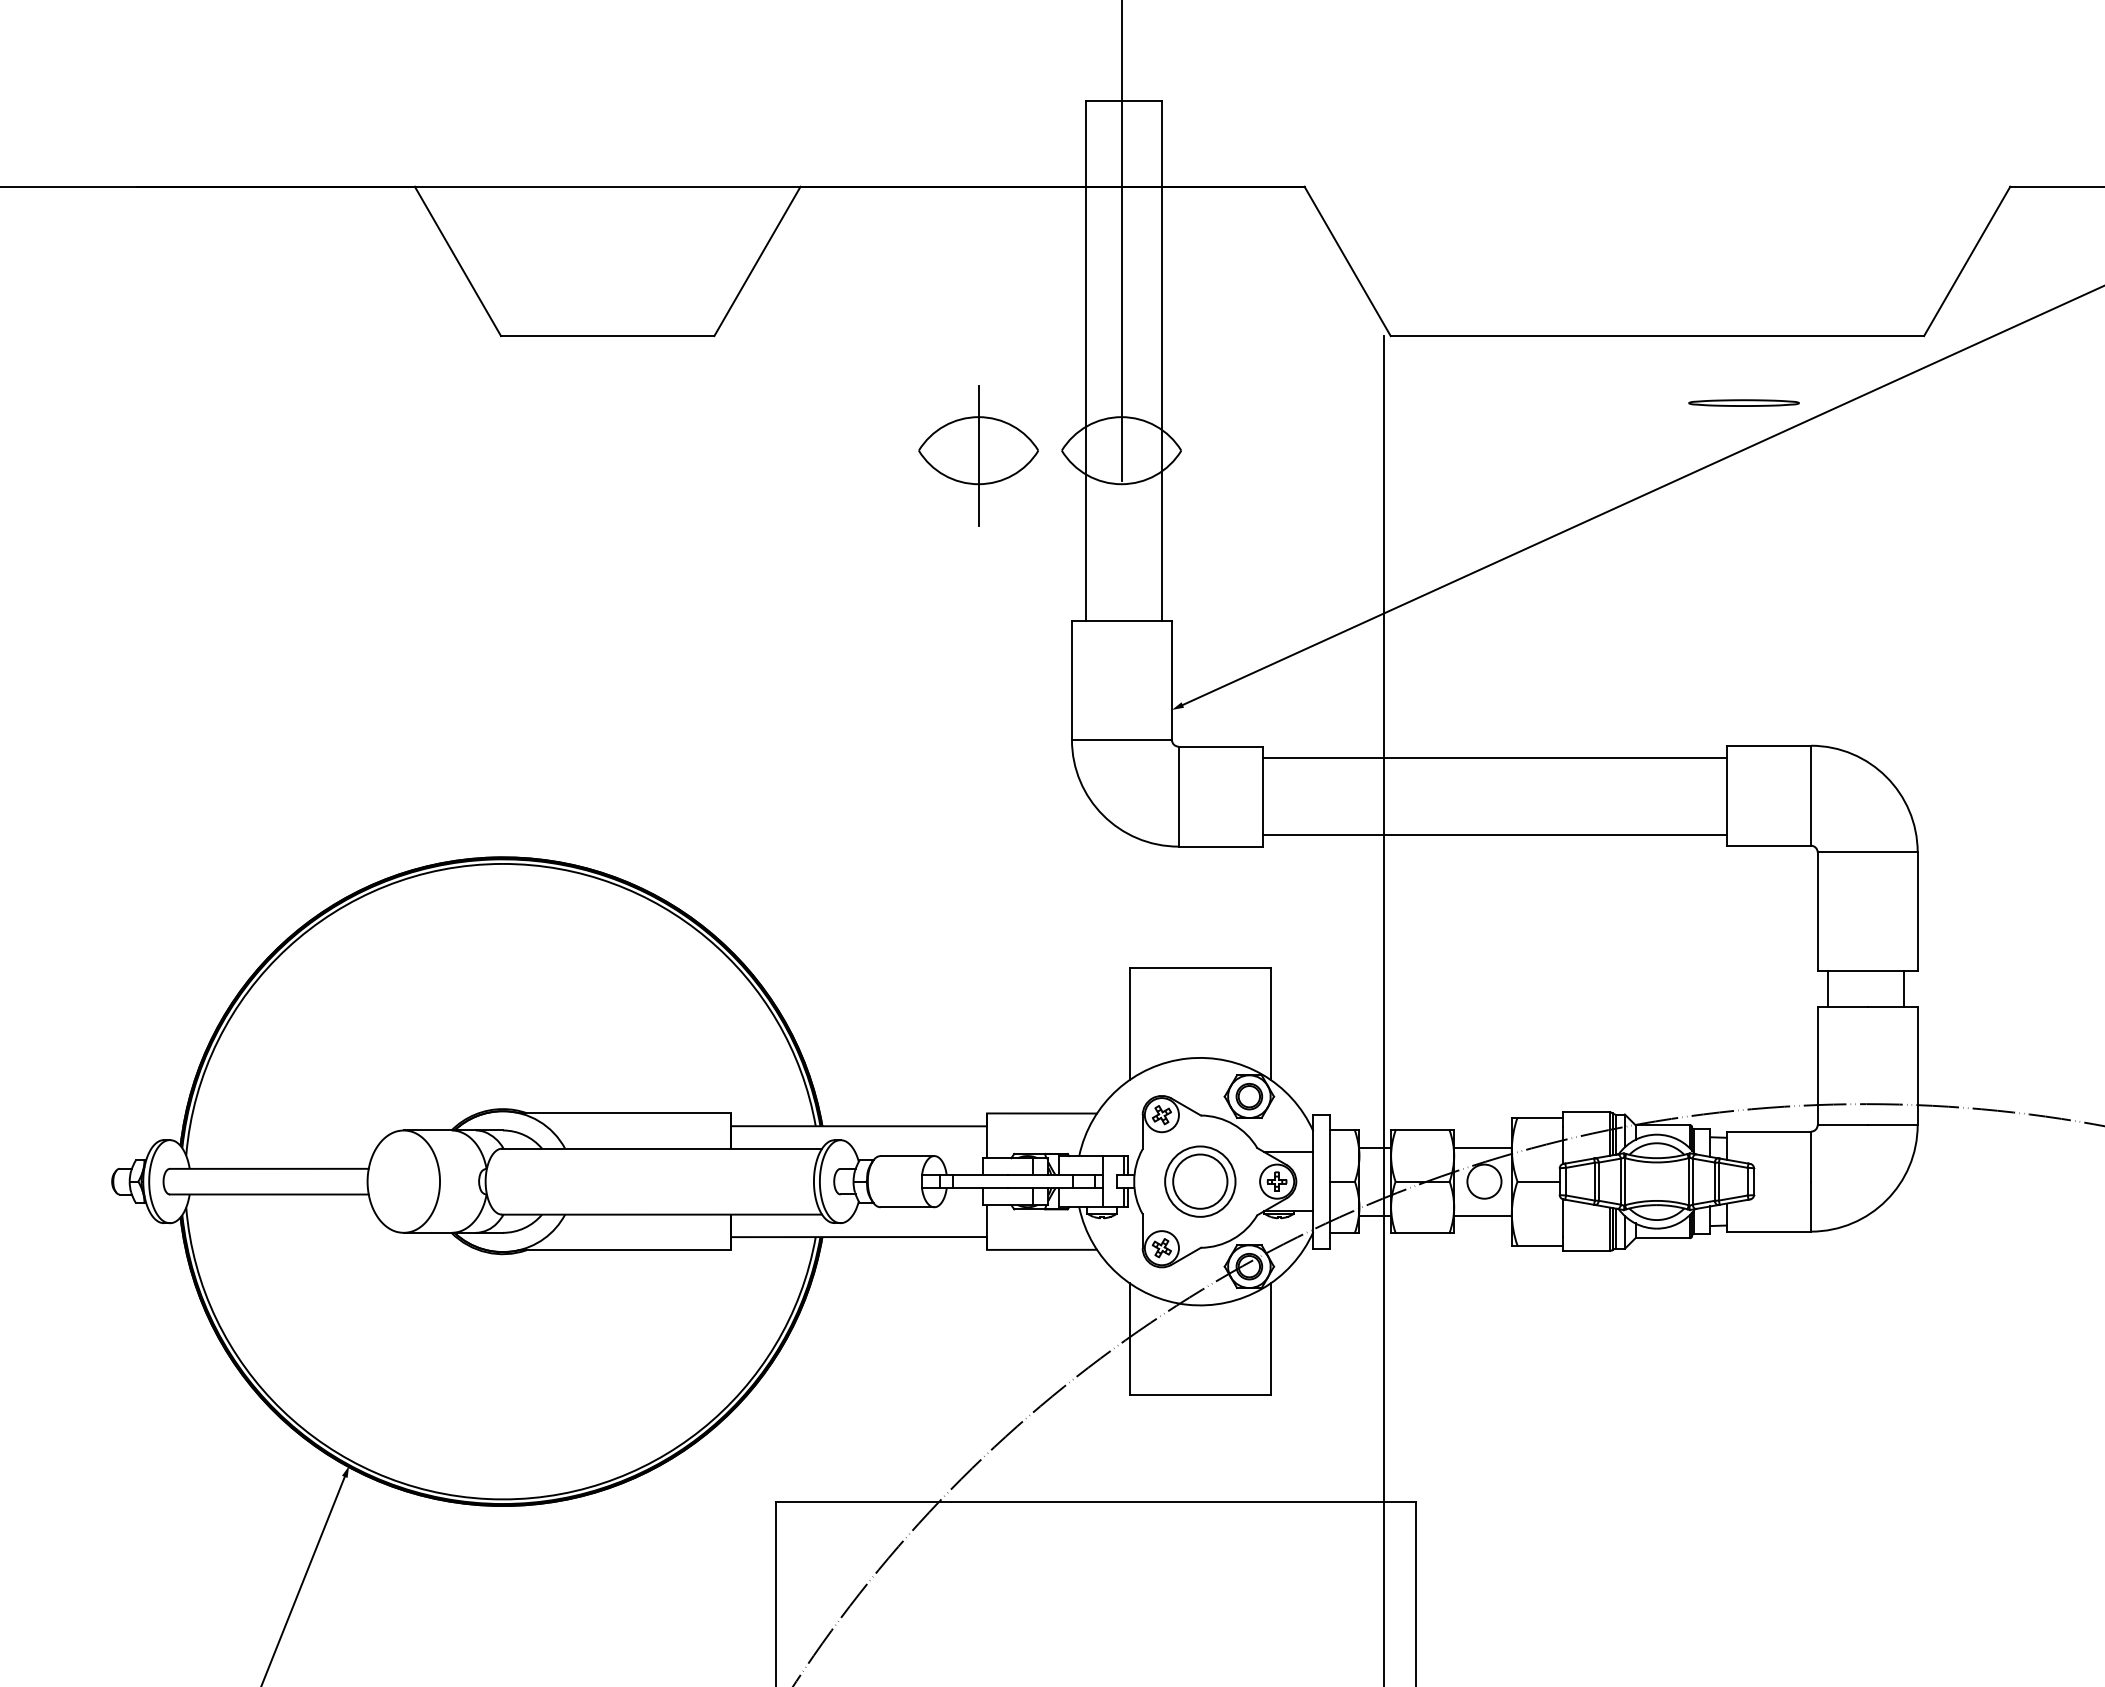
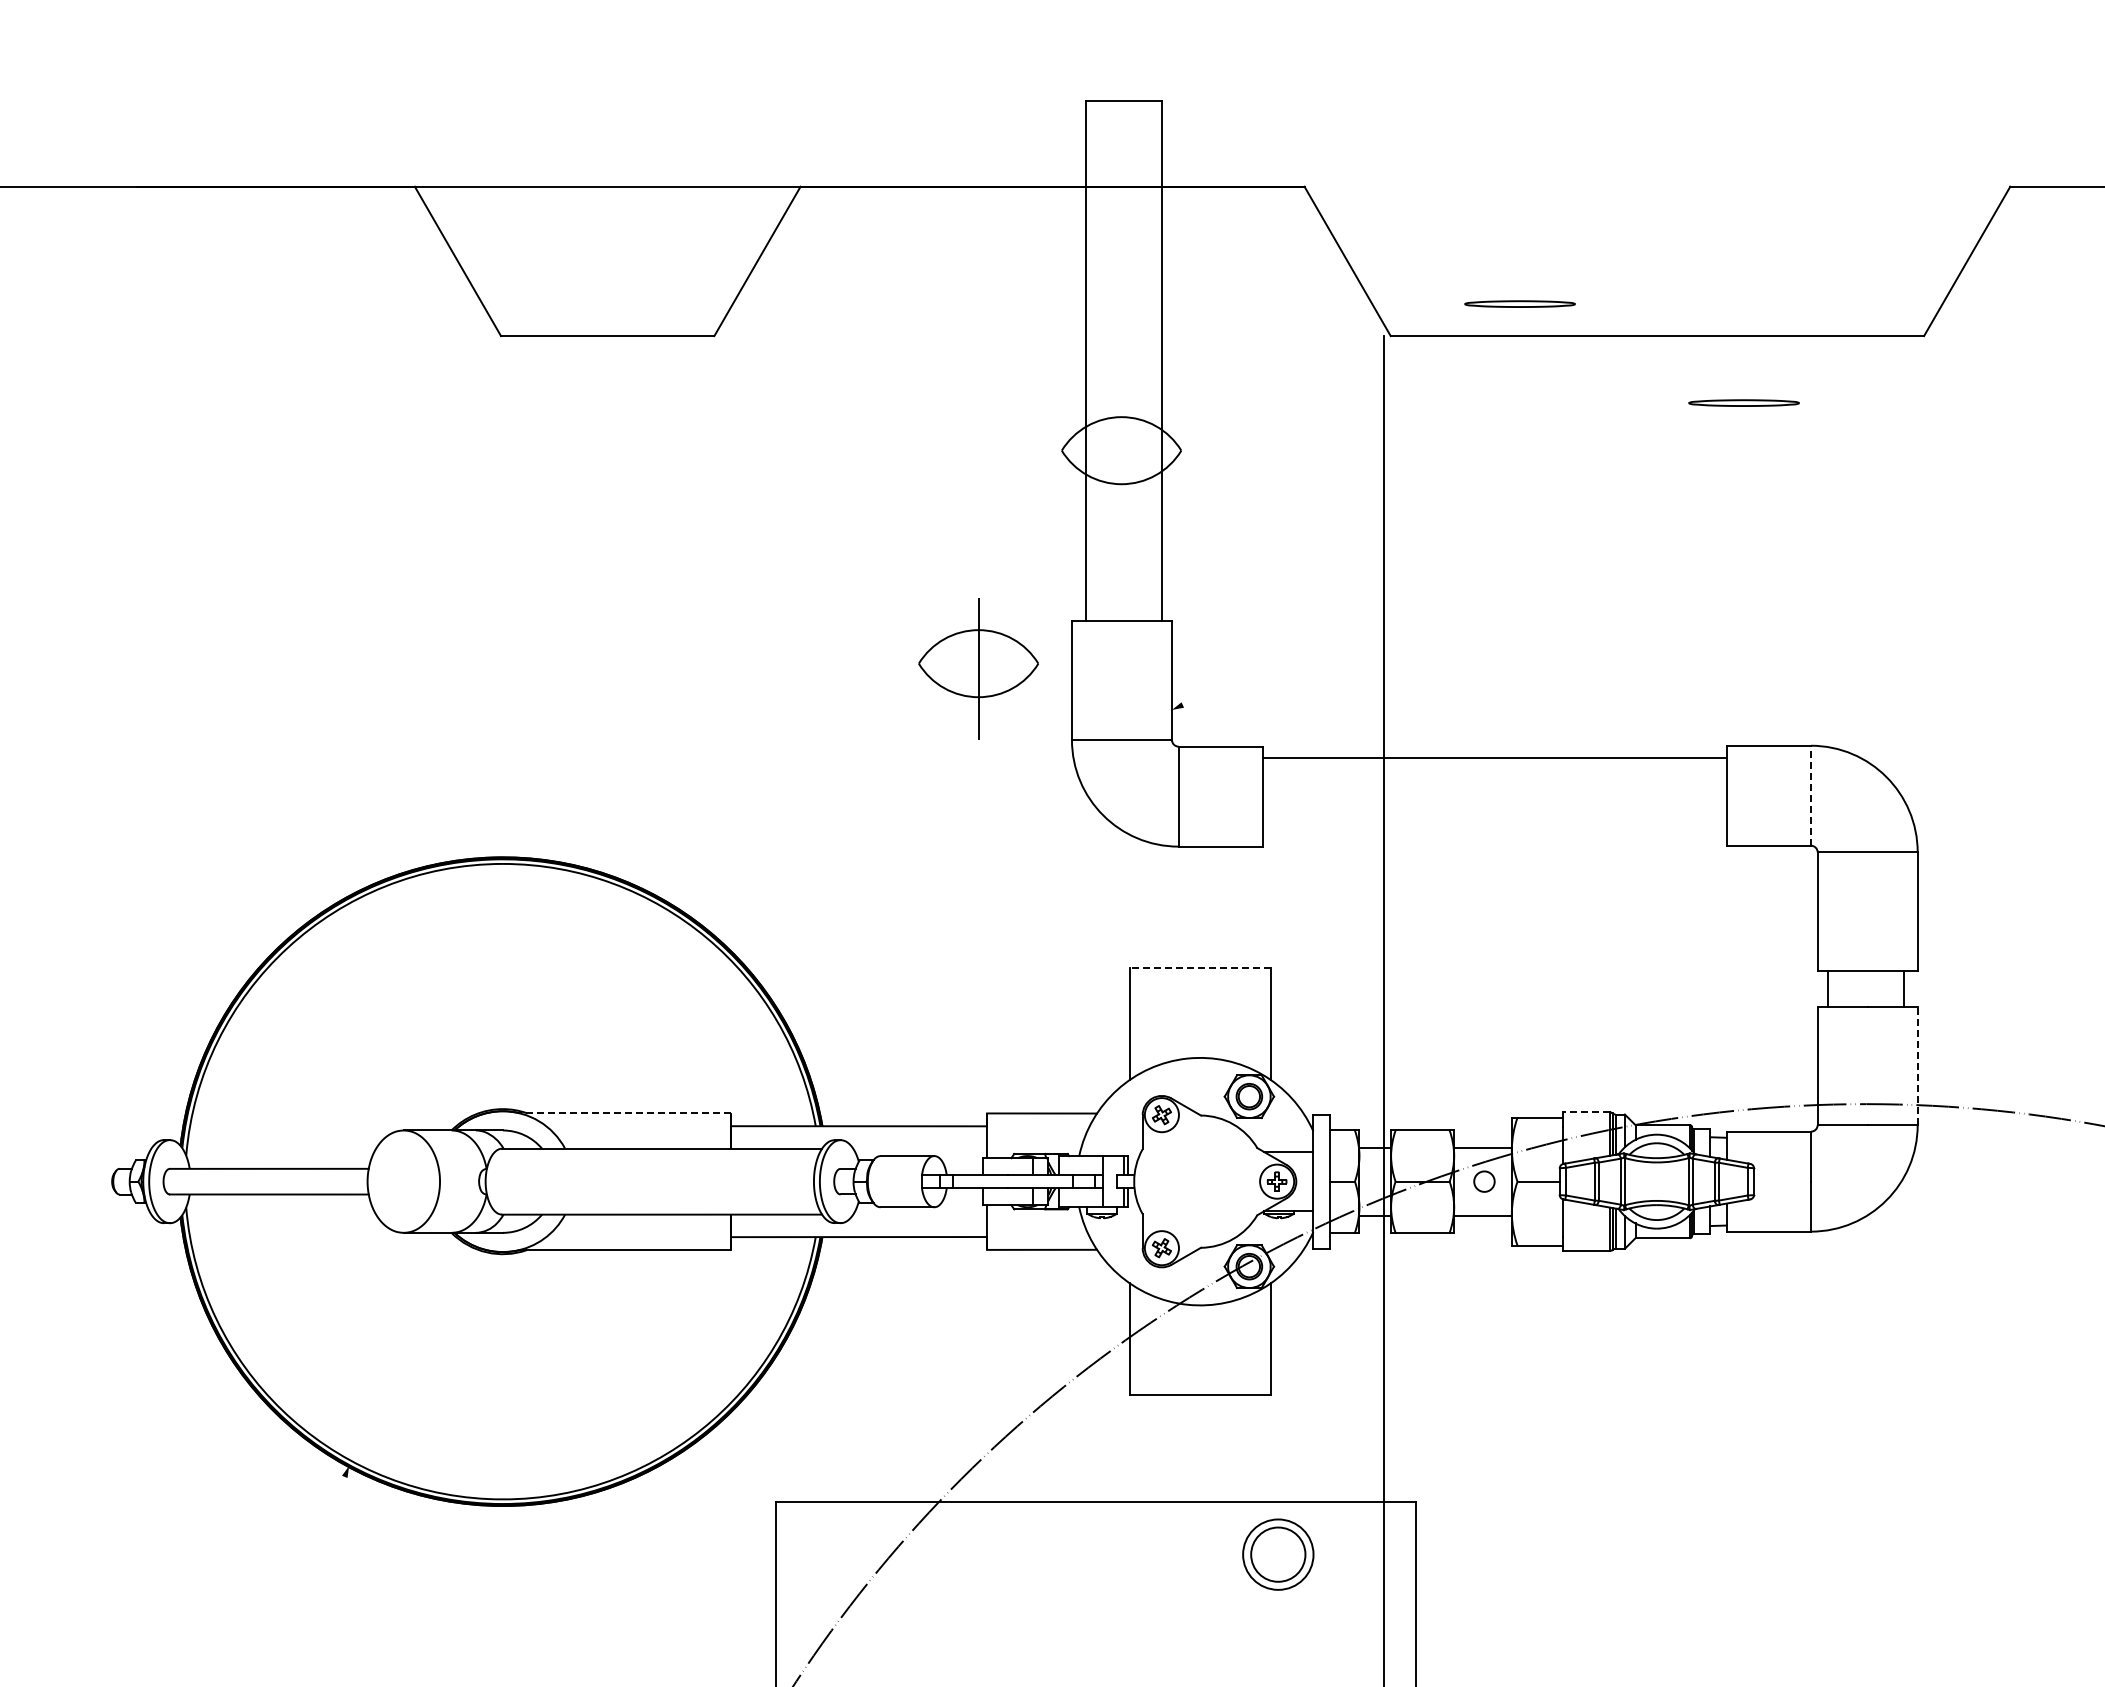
line: present -> none (1121, 241)
part: none -> present (1519, 303)
part position: (978, 455) -> (978, 668) (978, 668)
line: present -> none (1641, 496)
line: solid -> dashed (1811, 795)
line: present -> none (1494, 835)
line: solid -> dashed (1199, 968)
line: solid -> dashed (1917, 1065)
line: solid -> dashed (1585, 1112)
line: solid -> dashed (625, 1113)
part position: (1200, 1181) -> (1278, 1554) (1278, 1554)
circle diameter: 34 px -> 20 px (1484, 1181)
line: present -> none (303, 1579)
